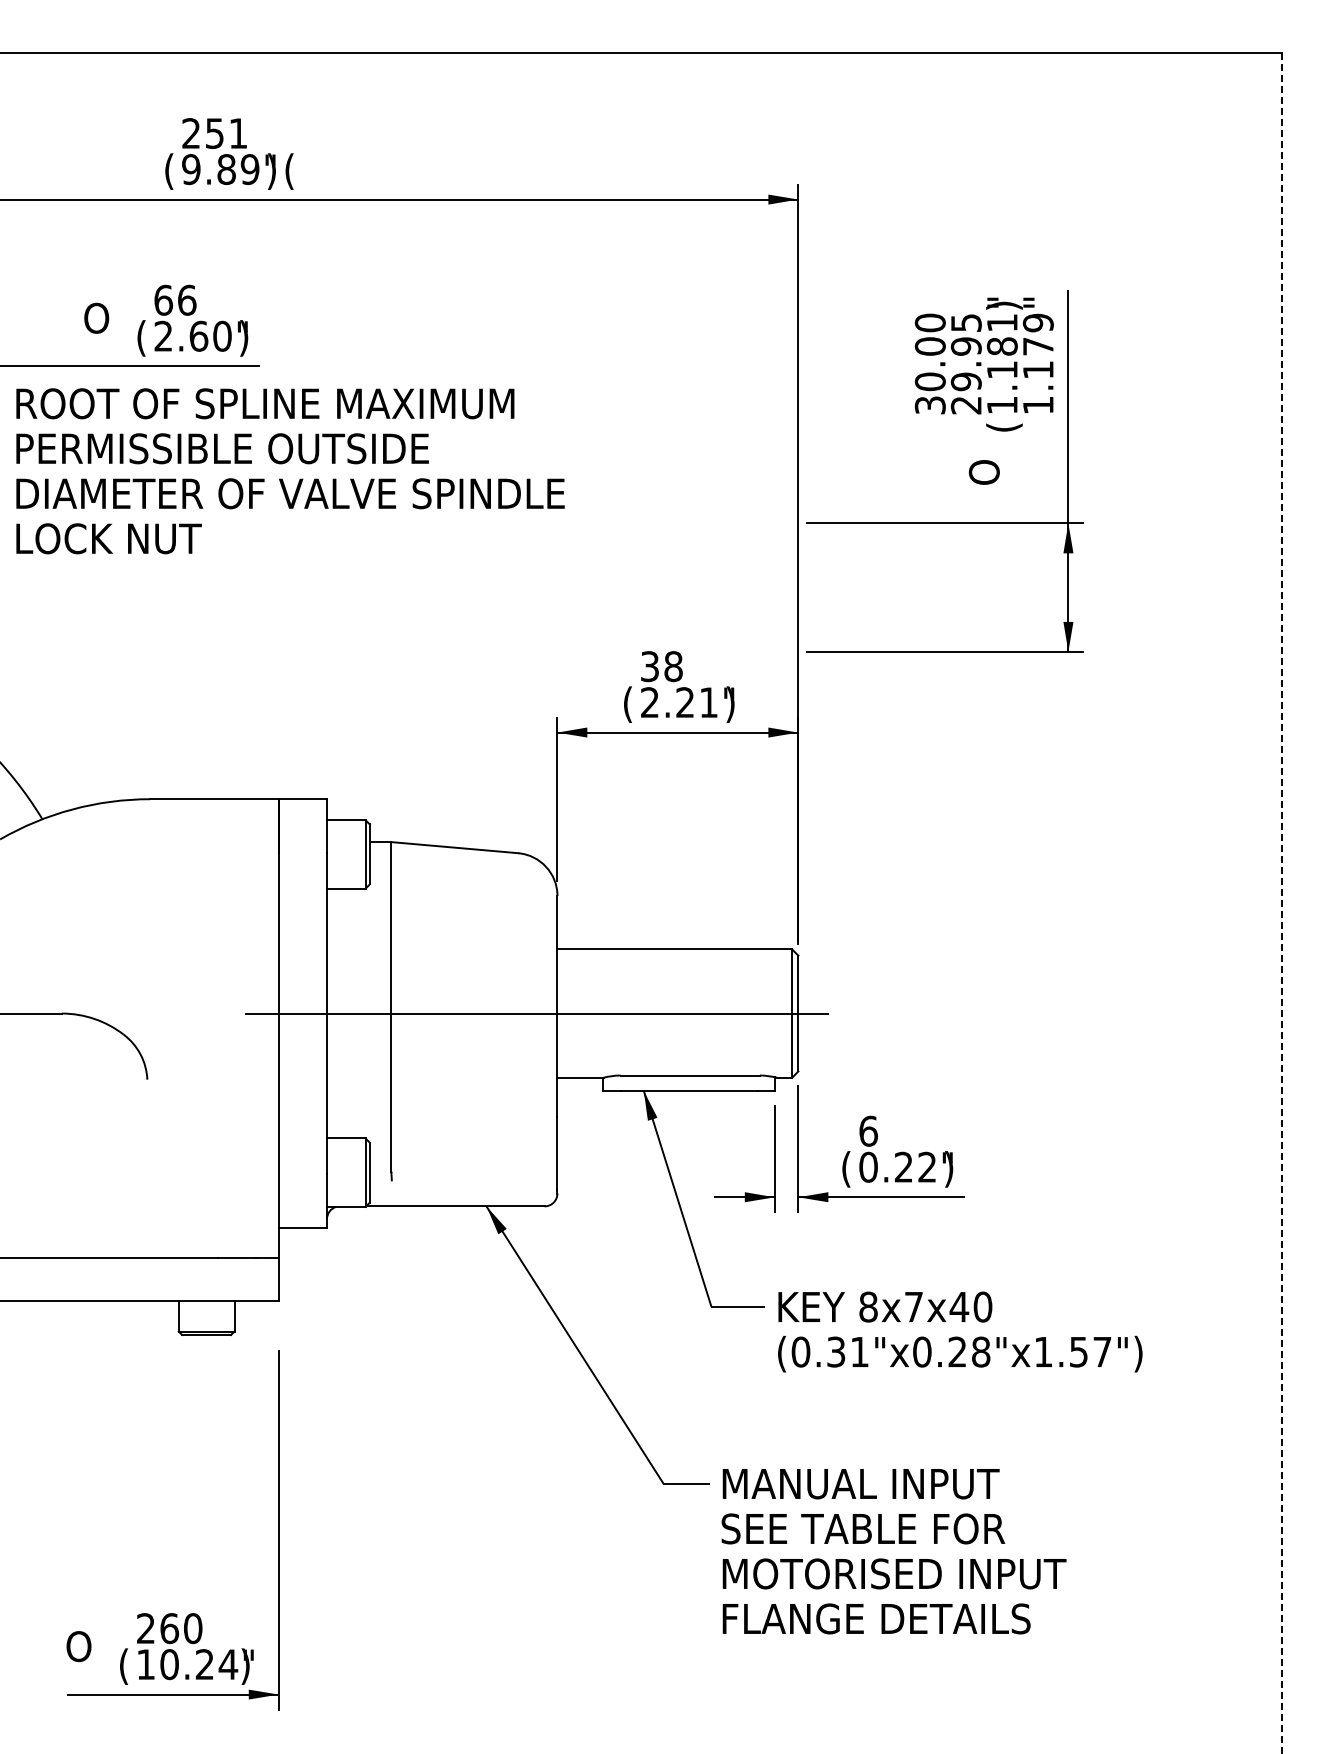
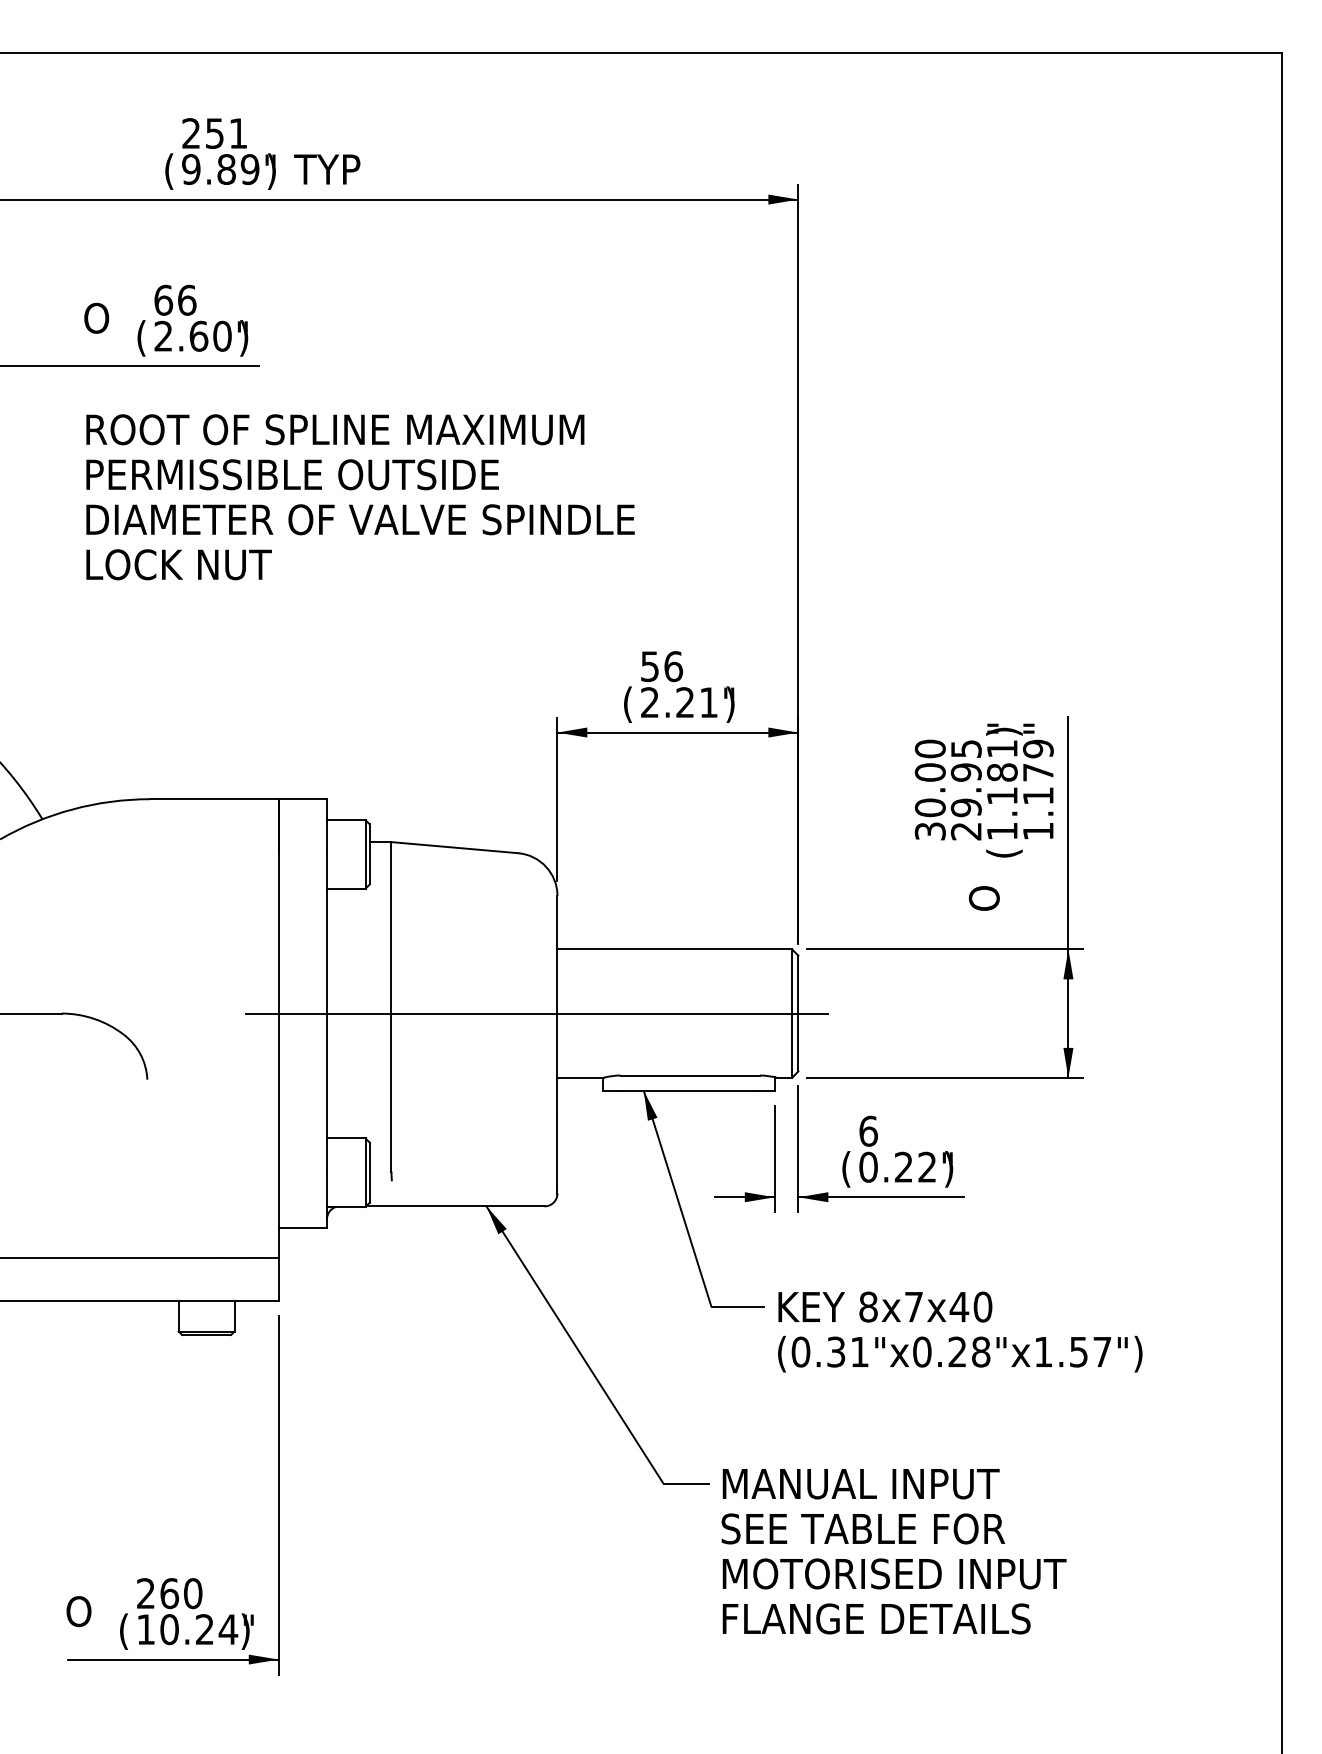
text: ( -> TYP (322, 171)
text position: (290, 471) -> (360, 497) (360, 497)
part position: (968, 472) -> (968, 898) (968, 898)
text: 38 -> 56 (662, 666)
line: dashed -> solid (1282, 903)
part position: (172, 1613) -> (172, 1578) (172, 1578)
